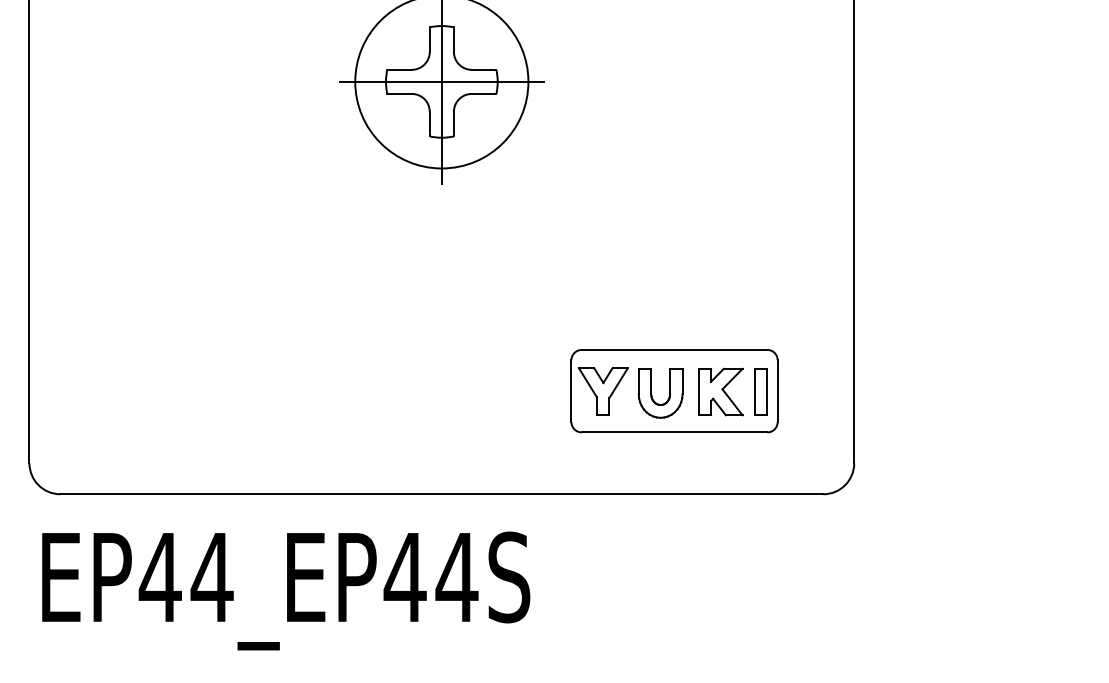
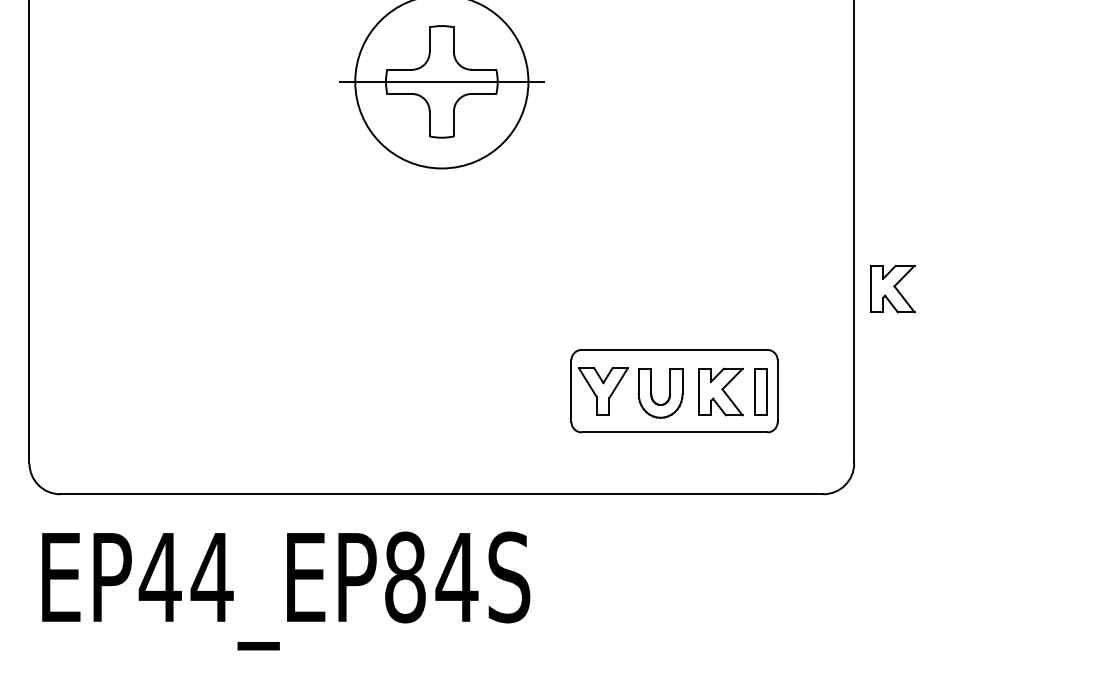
line: present -> none (441, 93)
part: none -> present (892, 288)
text: EP44_EP44S -> EP44_EP84S (404, 577)
